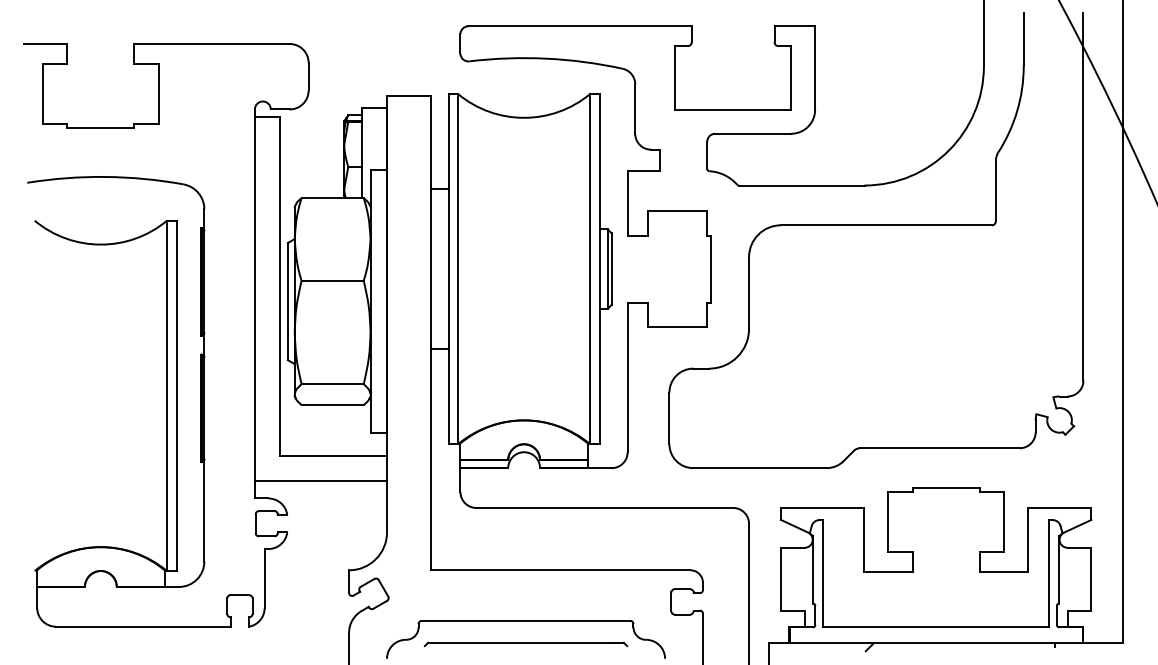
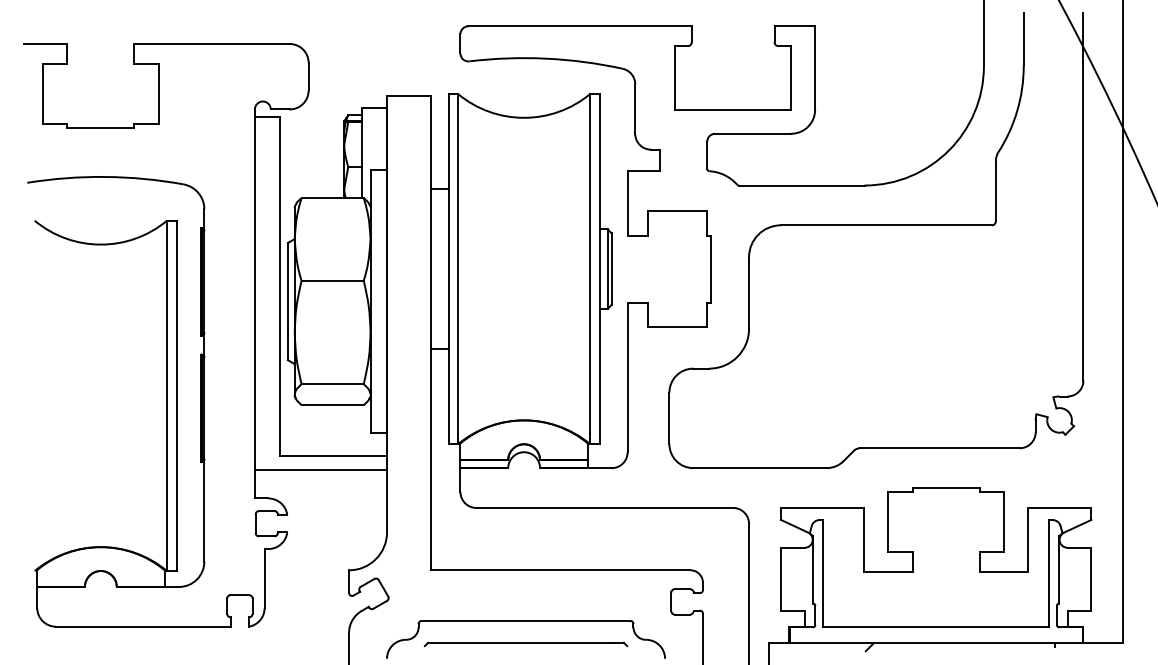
line position: (320, 481) -> (320, 470) (320, 470)
